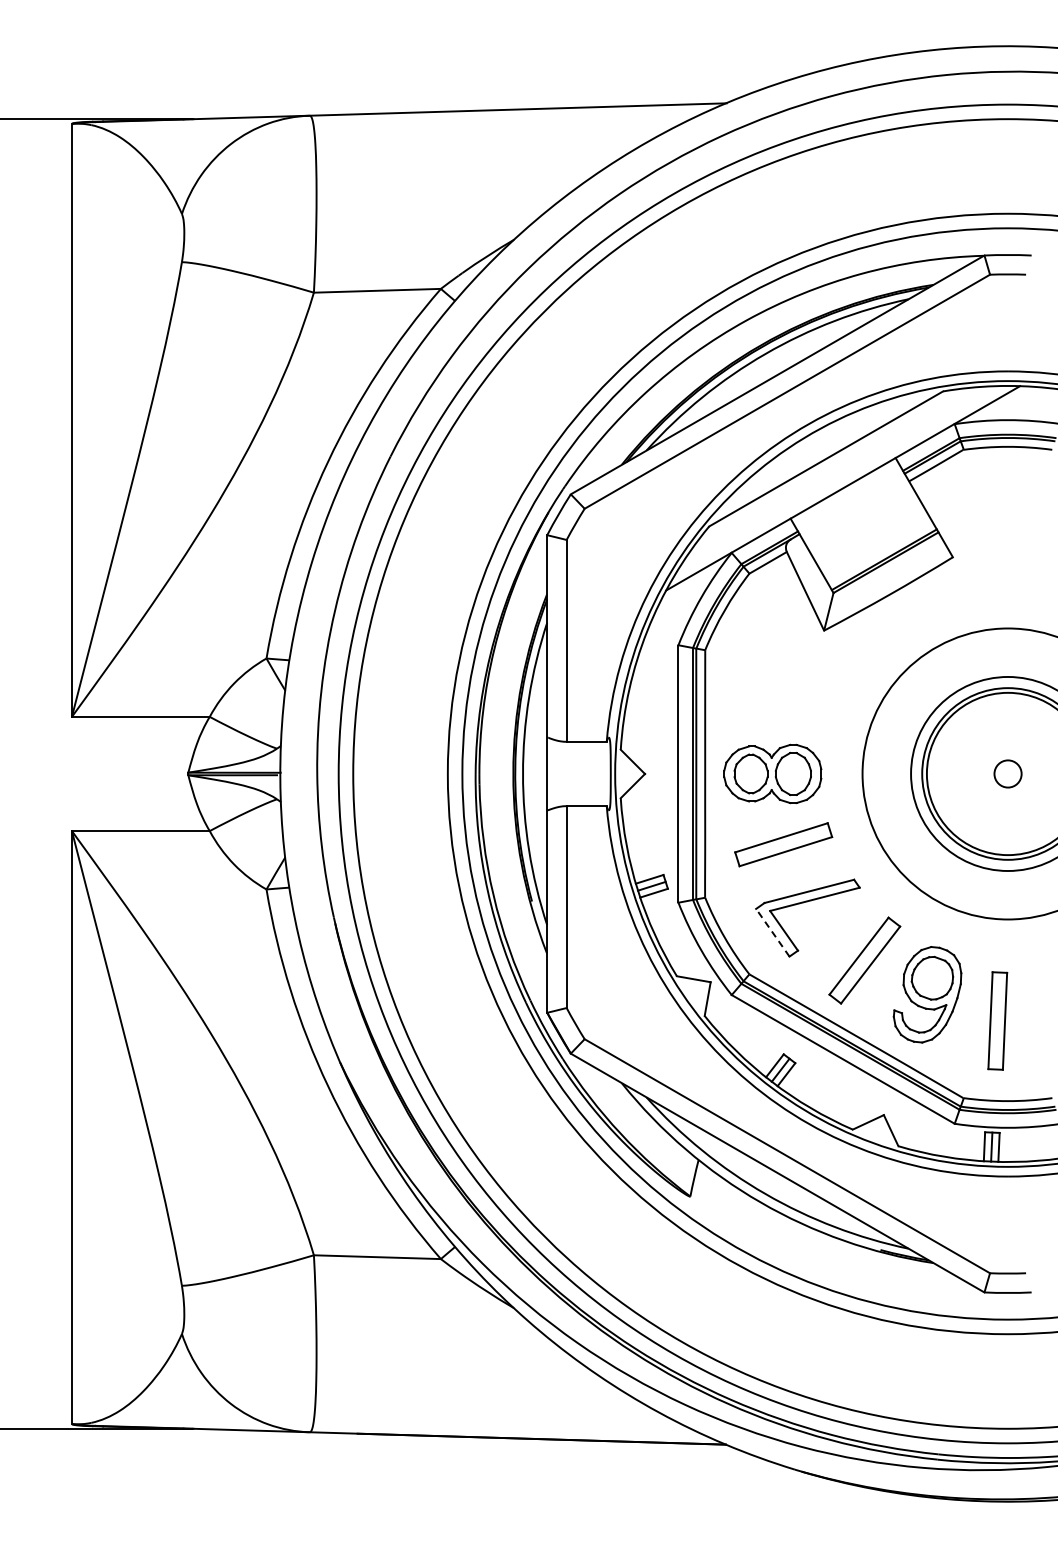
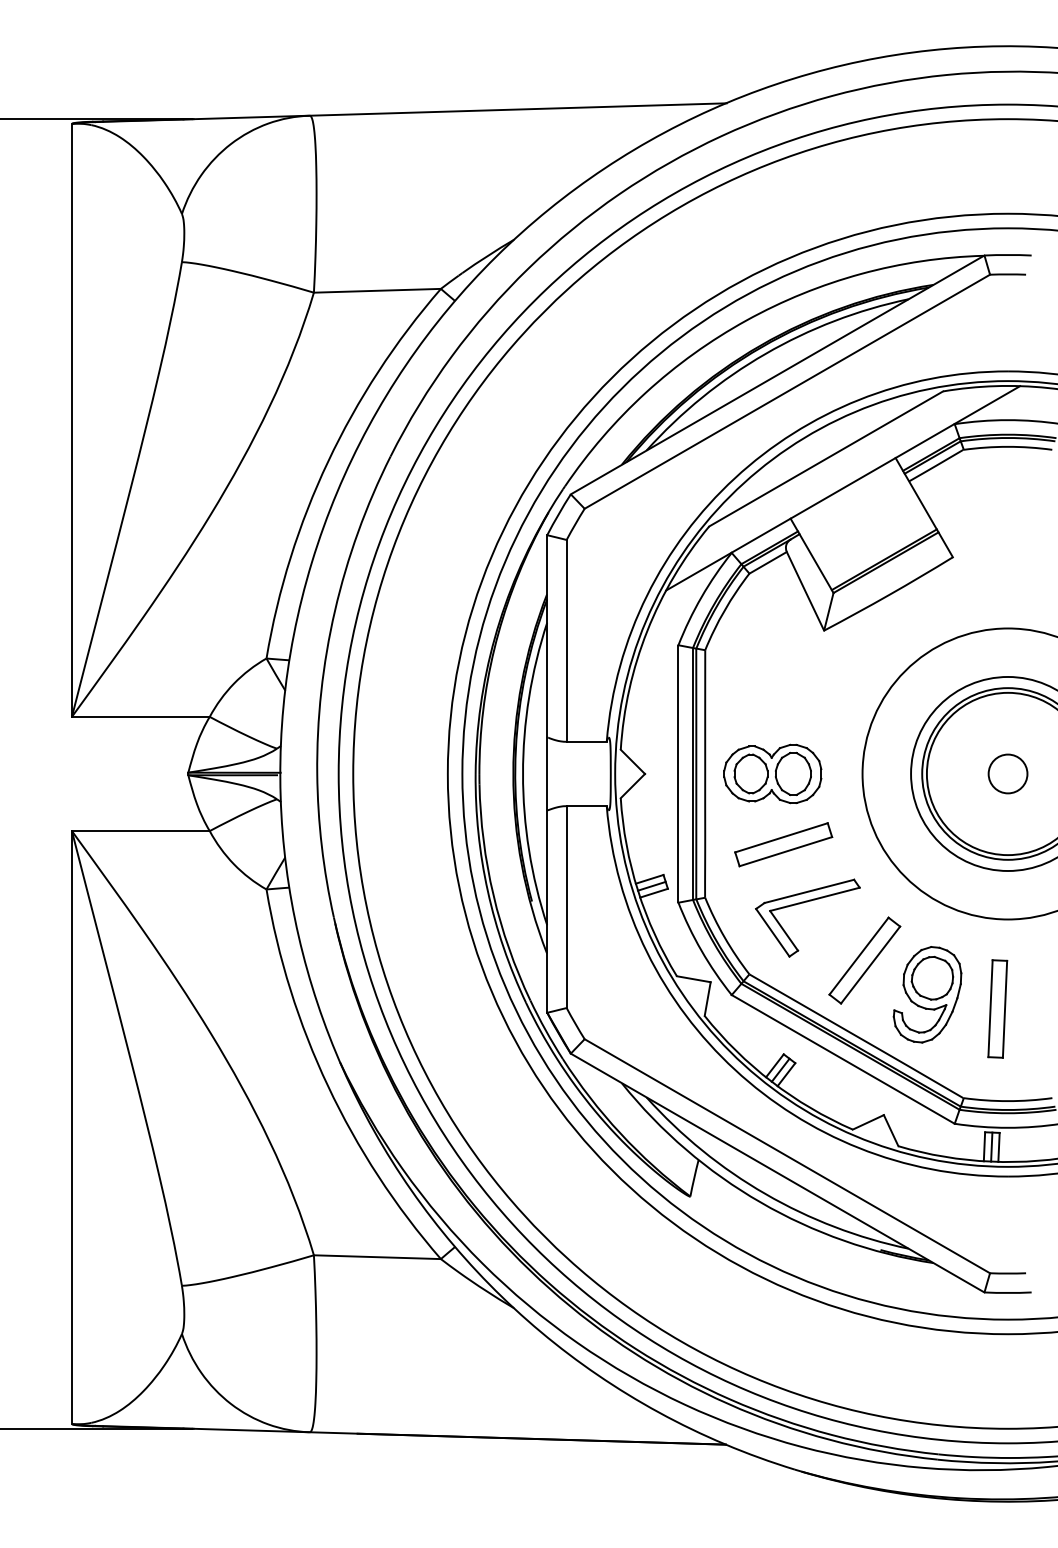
circle diameter: 27 px -> 39 px (1007, 773)
line: dashed -> solid (772, 932)
part position: (997, 1020) -> (997, 1008) (997, 1008)
